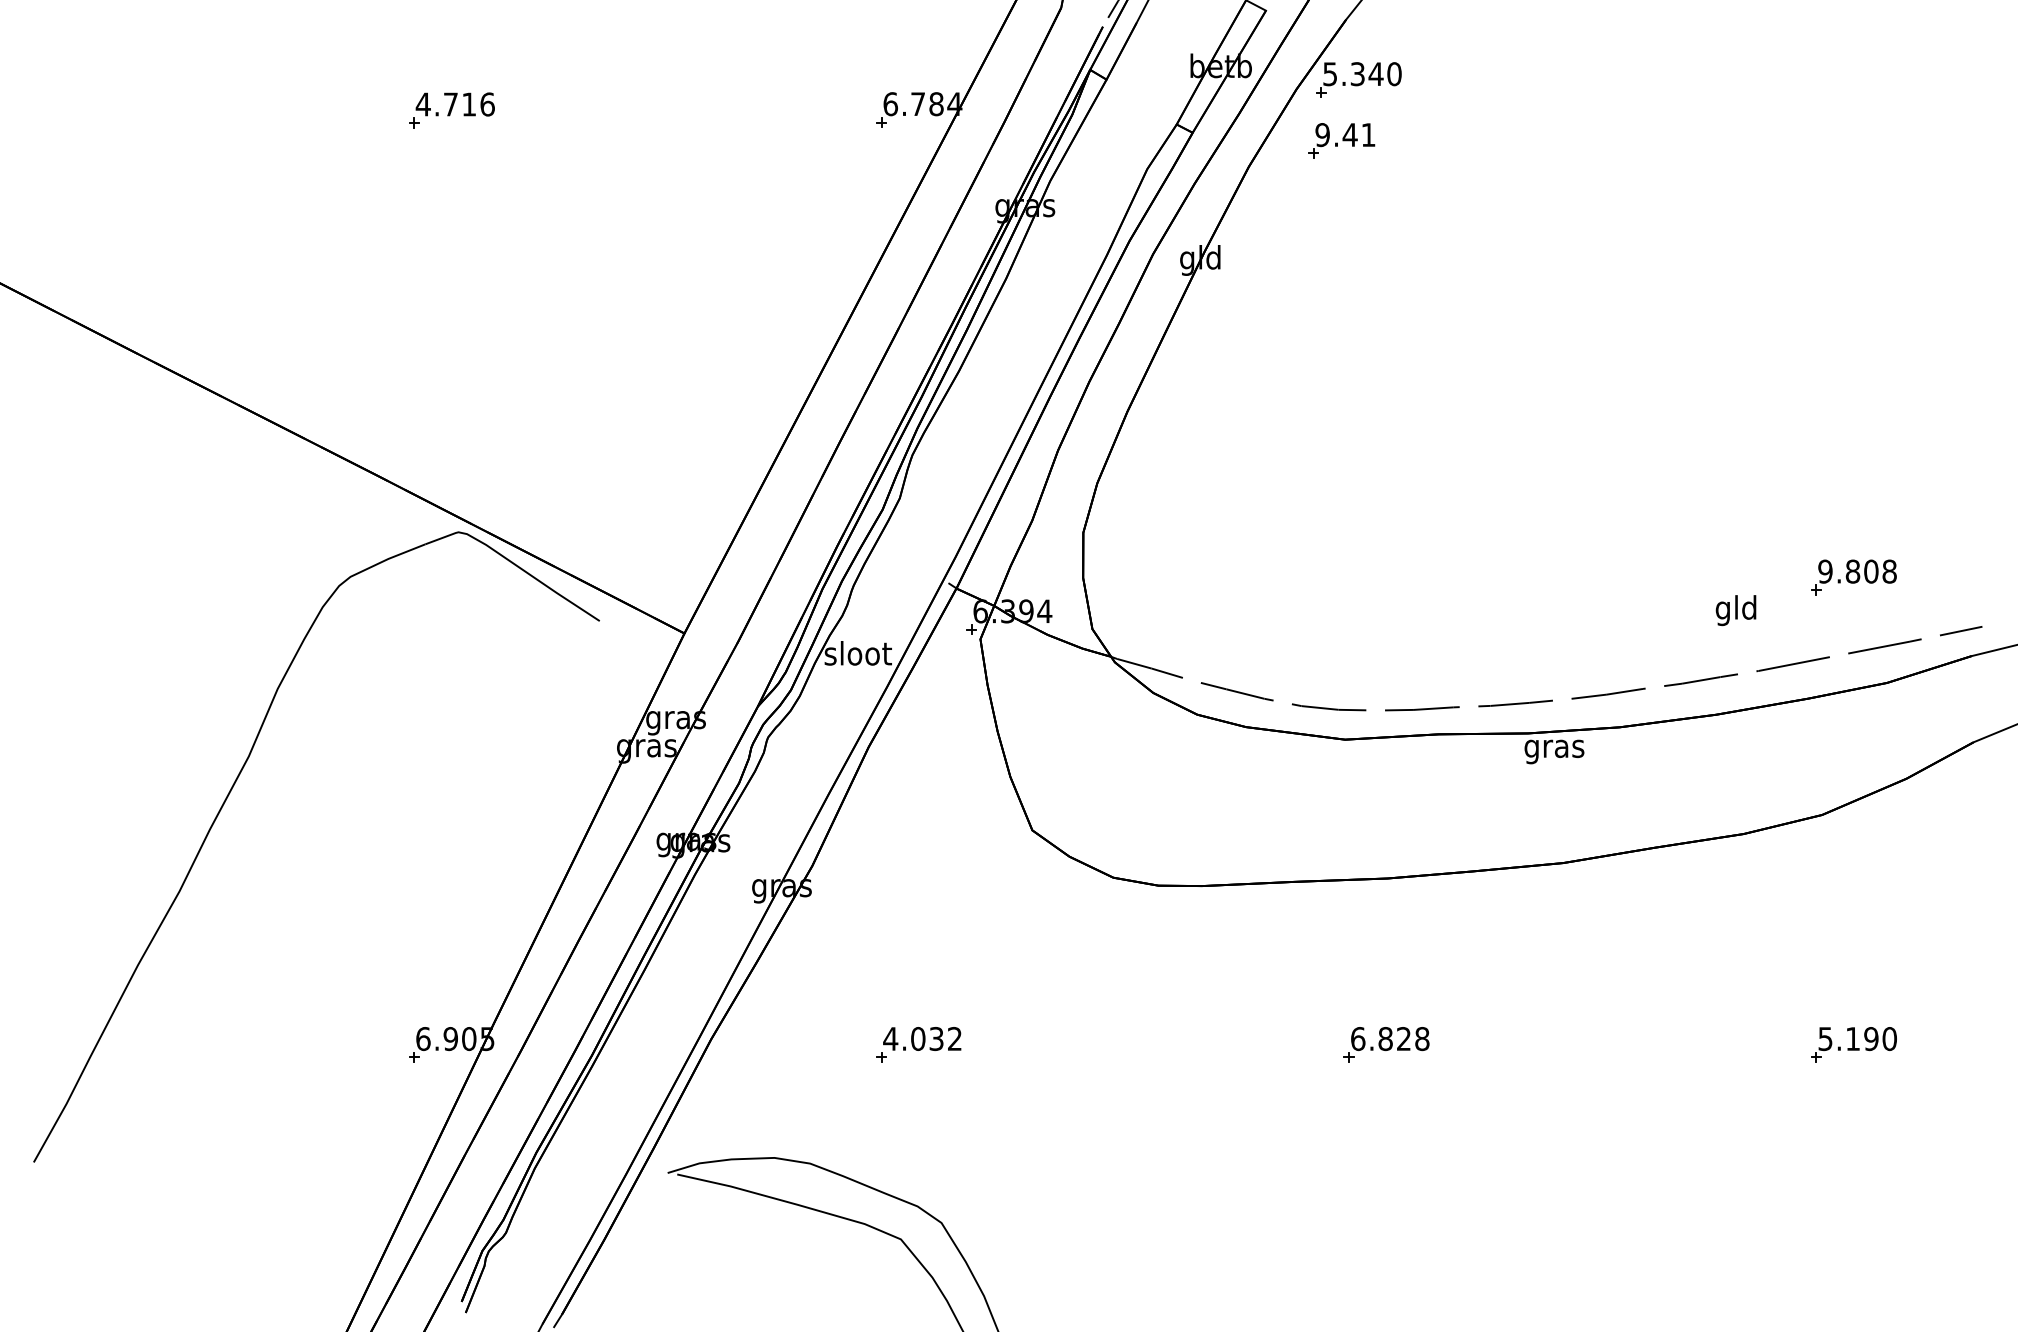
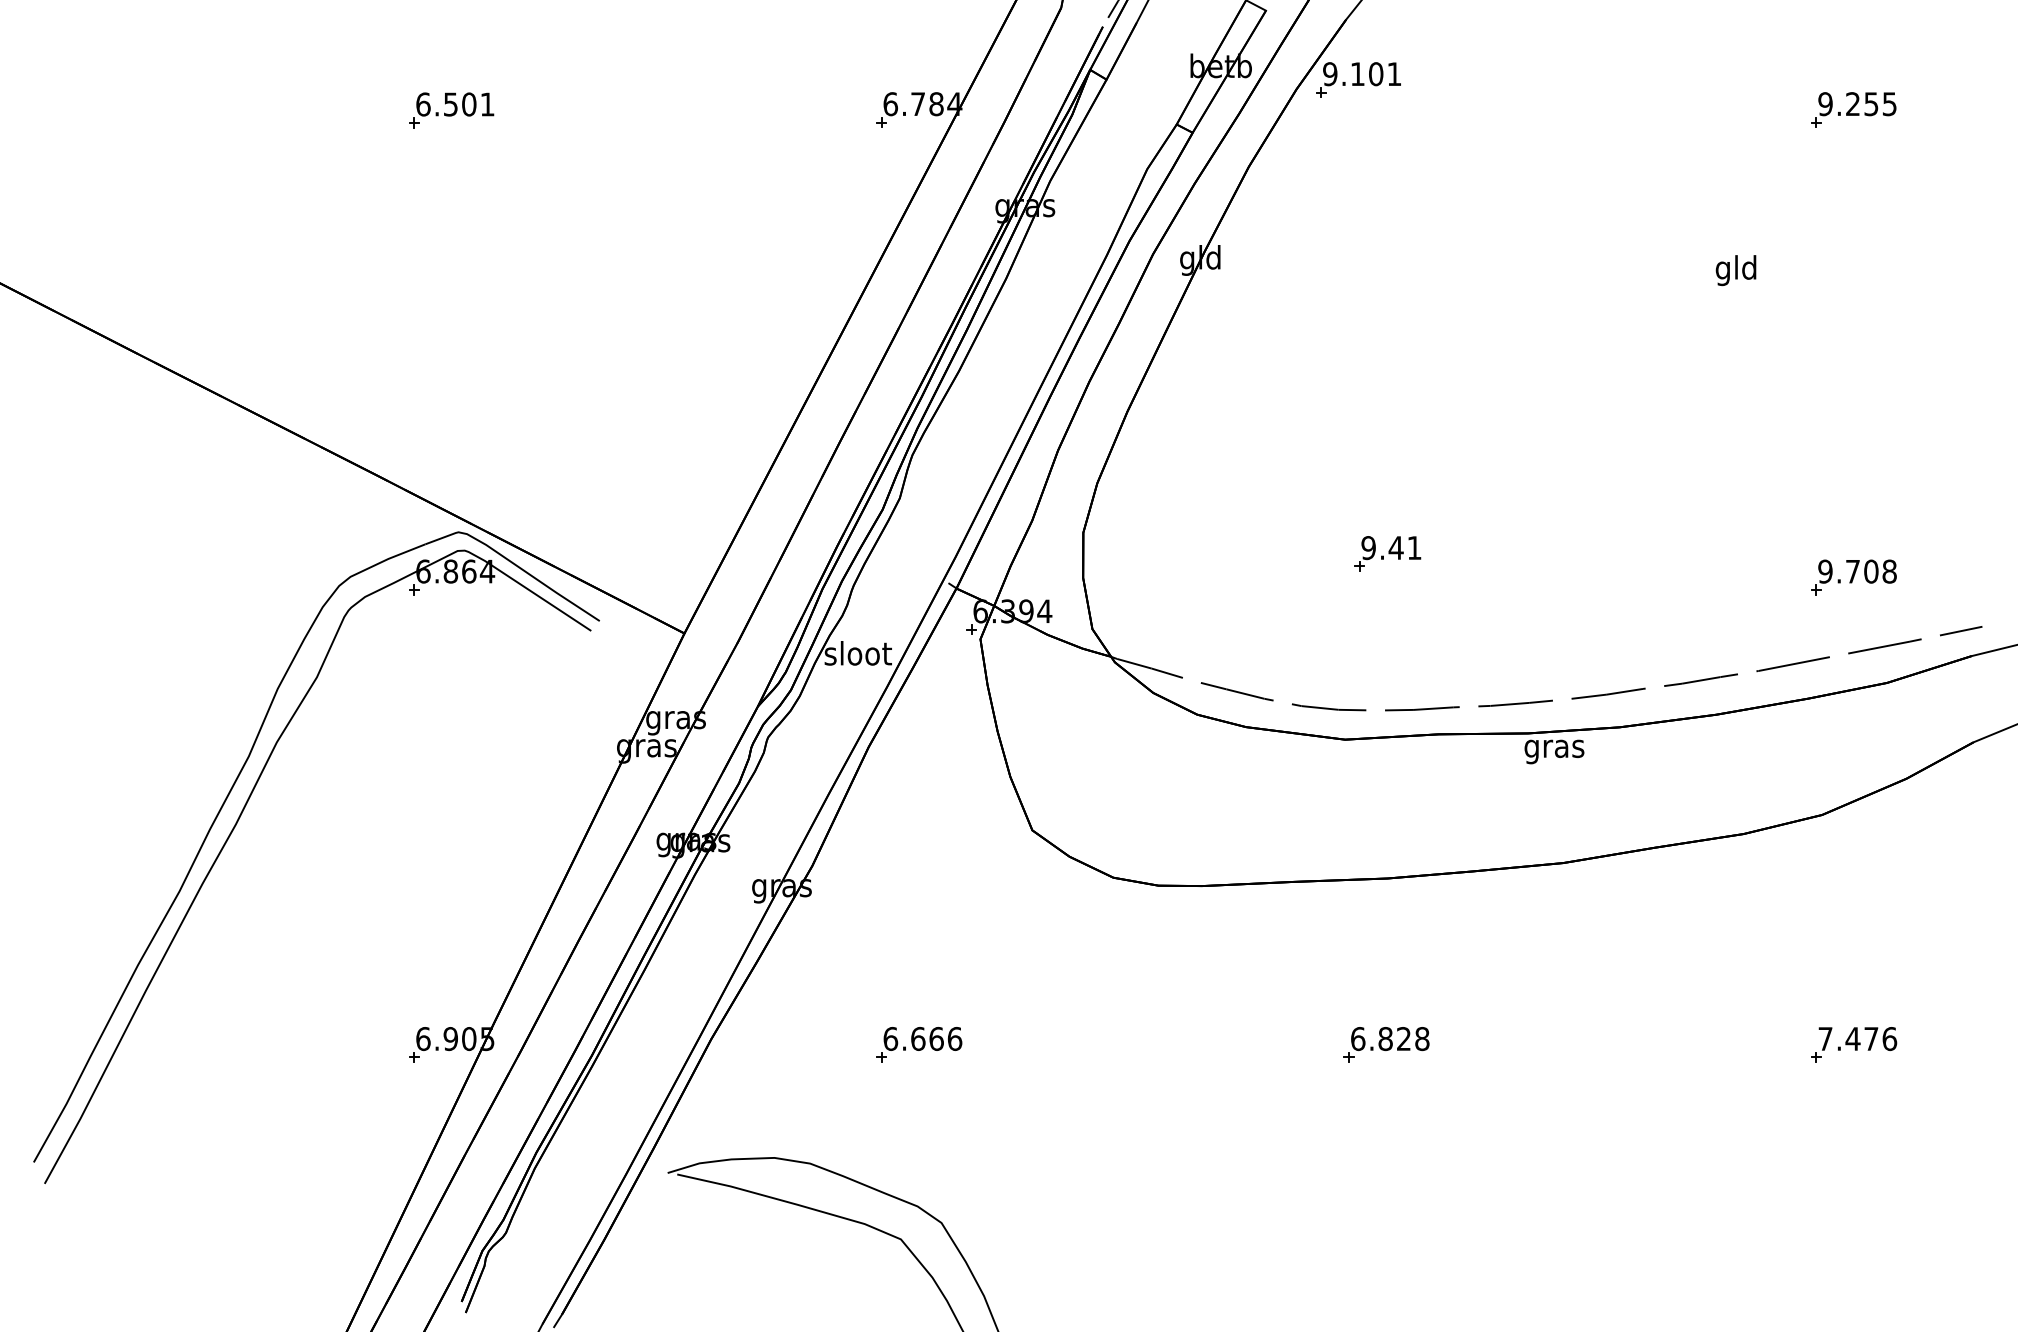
text: 5.340 -> 9.101 (1362, 74)
text: 4.716 -> 6.501 (454, 104)
part: none -> present (1853, 109)
part position: (1341, 140) -> (1387, 553) (1387, 553)
text: 9.808 -> 9.708 (1852, 571)
text position: (1735, 610) -> (1735, 270) (1735, 270)
part: none -> present (236, 825)
text: 4.032 -> 6.666 (922, 1038)
text: 5.190 -> 7.476 (1857, 1039)
